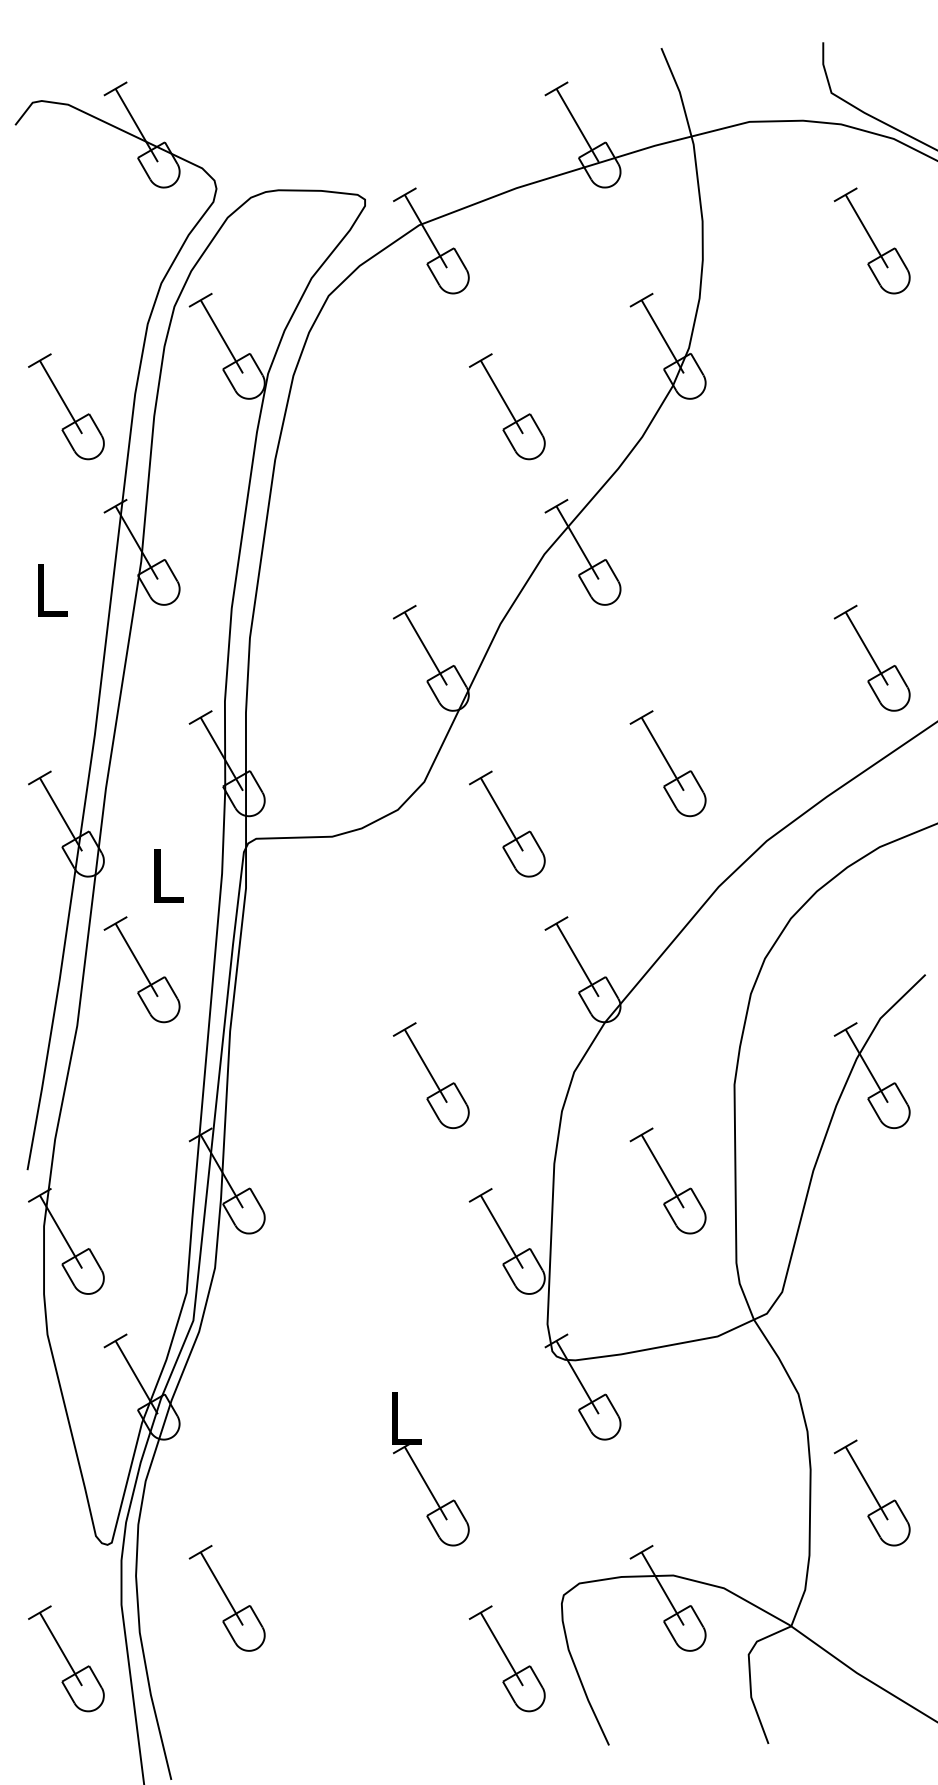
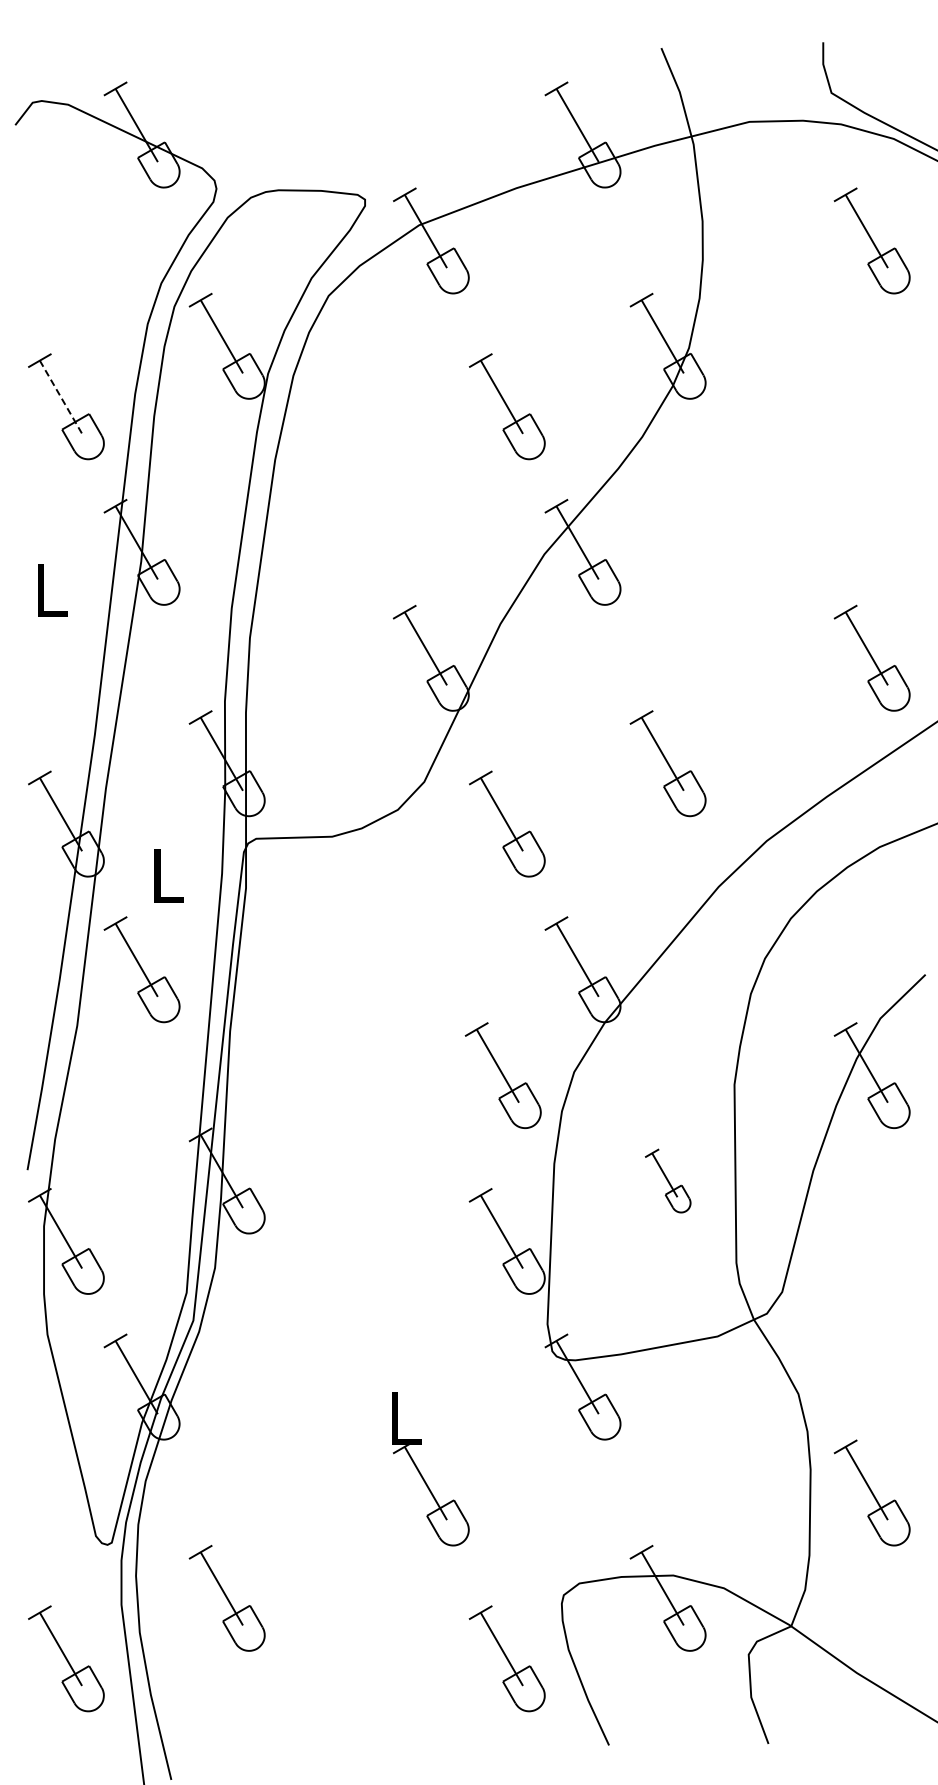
line: solid -> dashed (61, 397)
part position: (430, 1075) -> (502, 1075) (502, 1075)
part size: 78x108 px -> 47x66 px (668, 1180)
